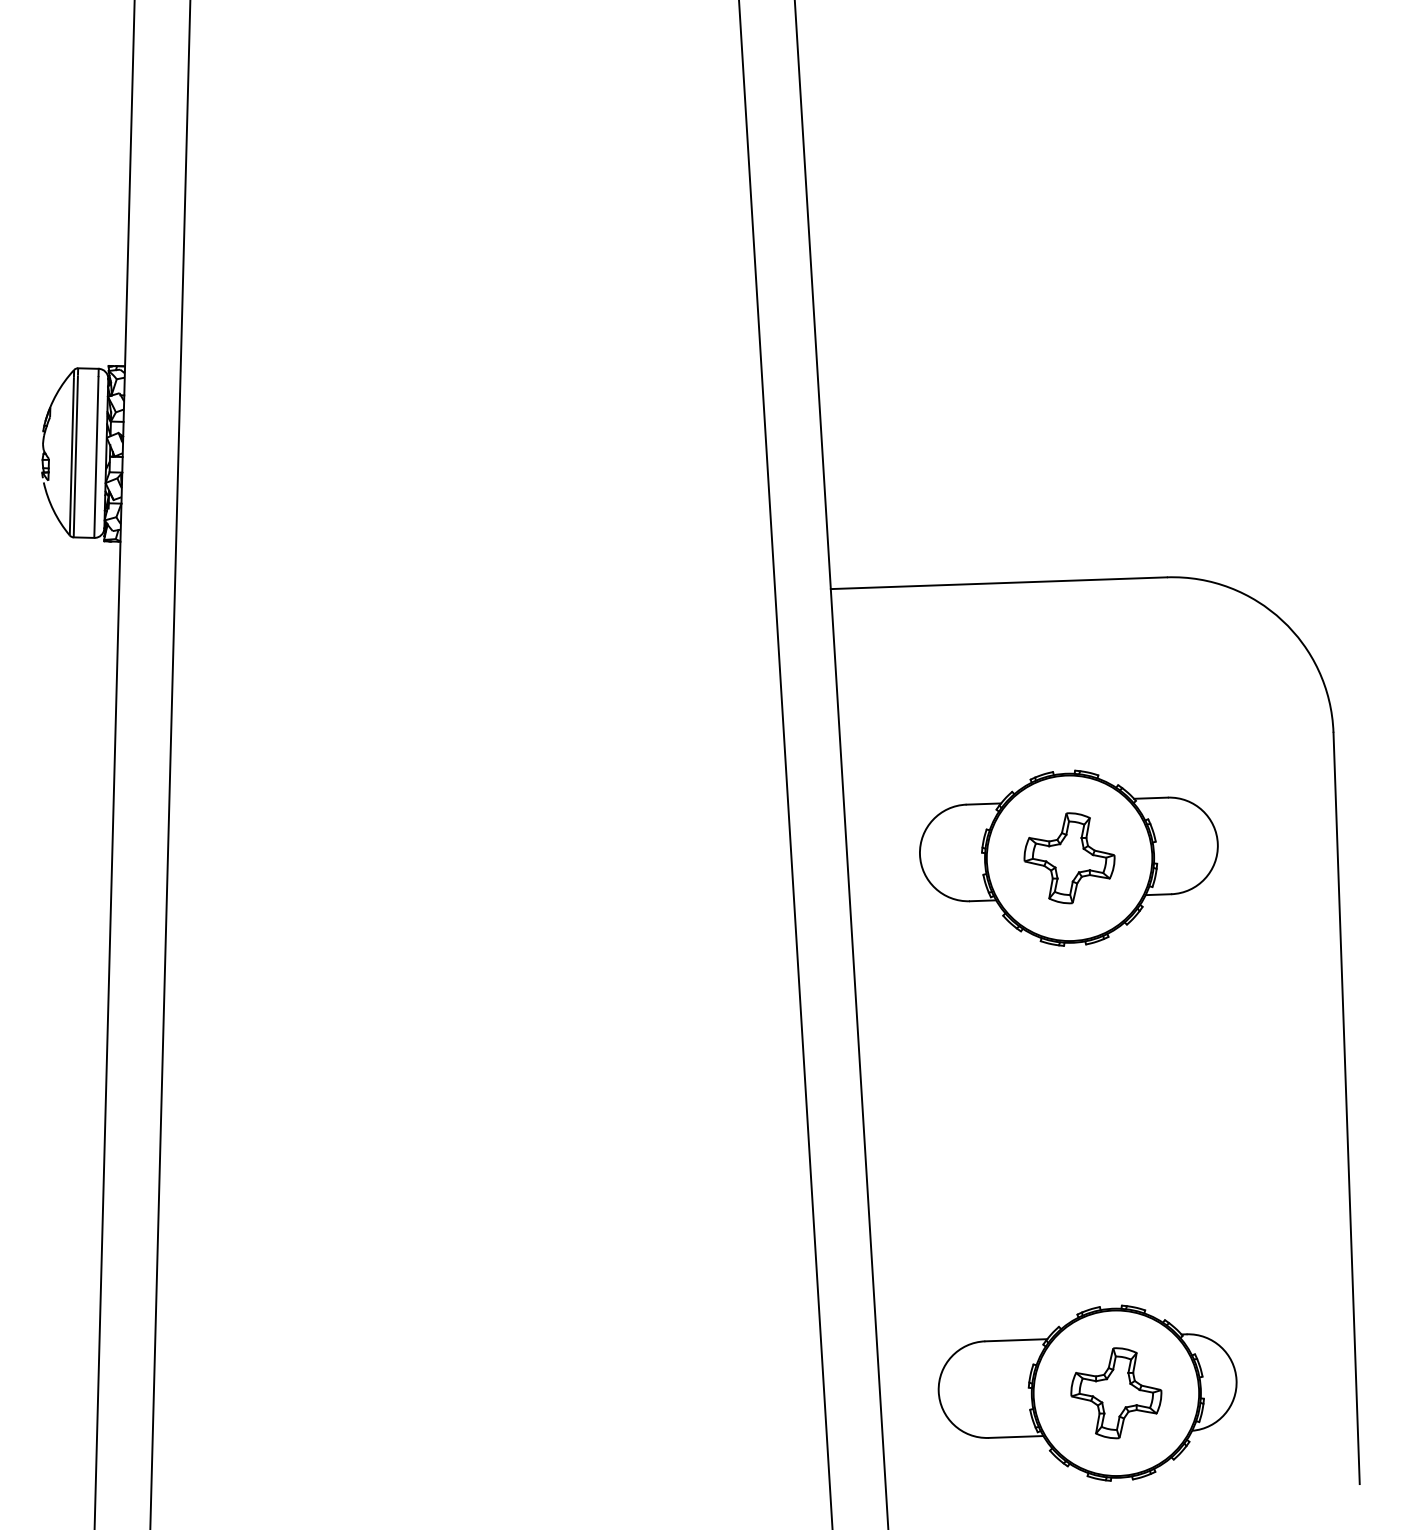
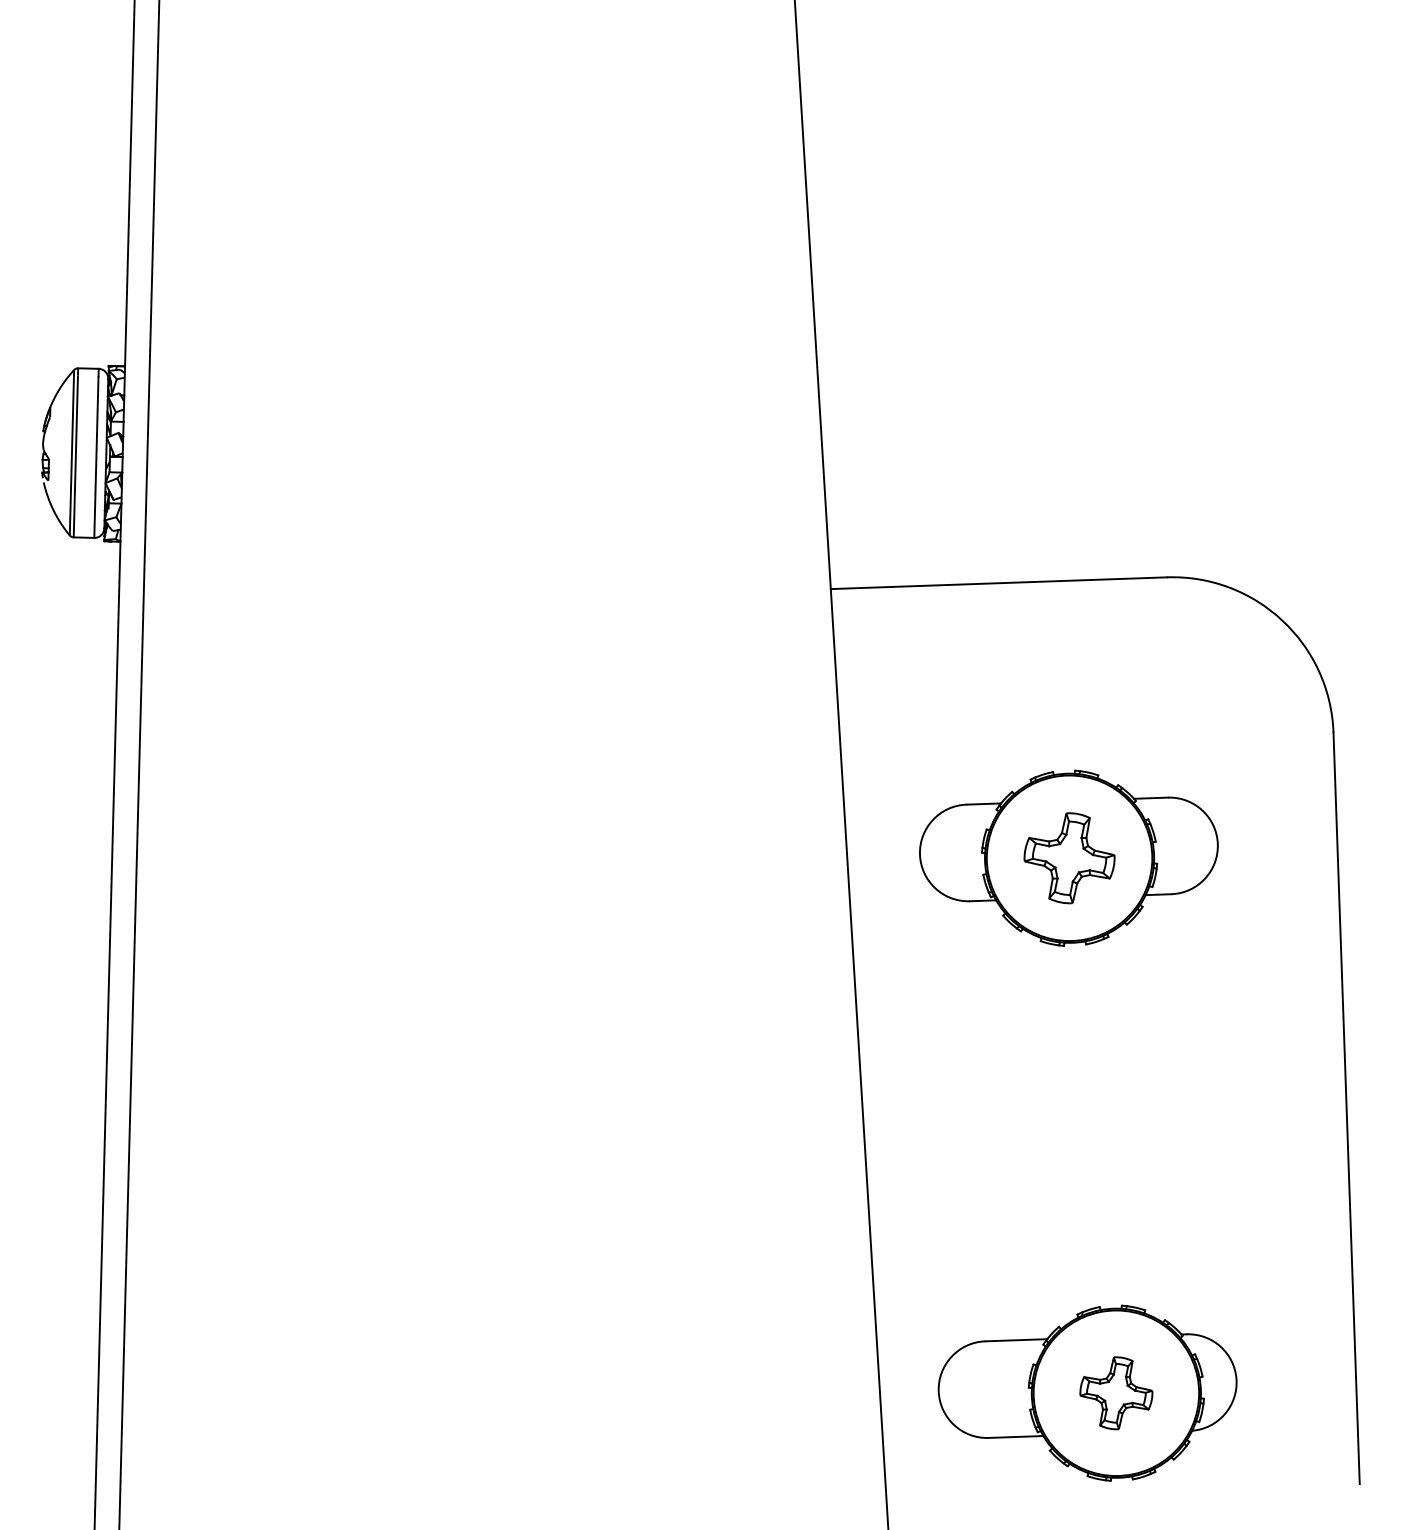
line position: (170, 764) -> (139, 764) (139, 764)
line: present -> none (785, 764)
part size: 93x93 px -> 75x75 px (1116, 1393)
